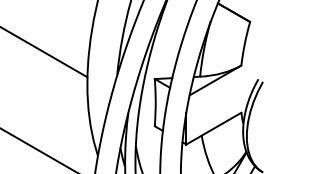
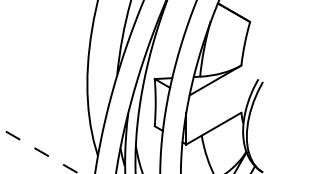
line: present -> none (44, 52)
line: solid -> dashed (40, 151)
